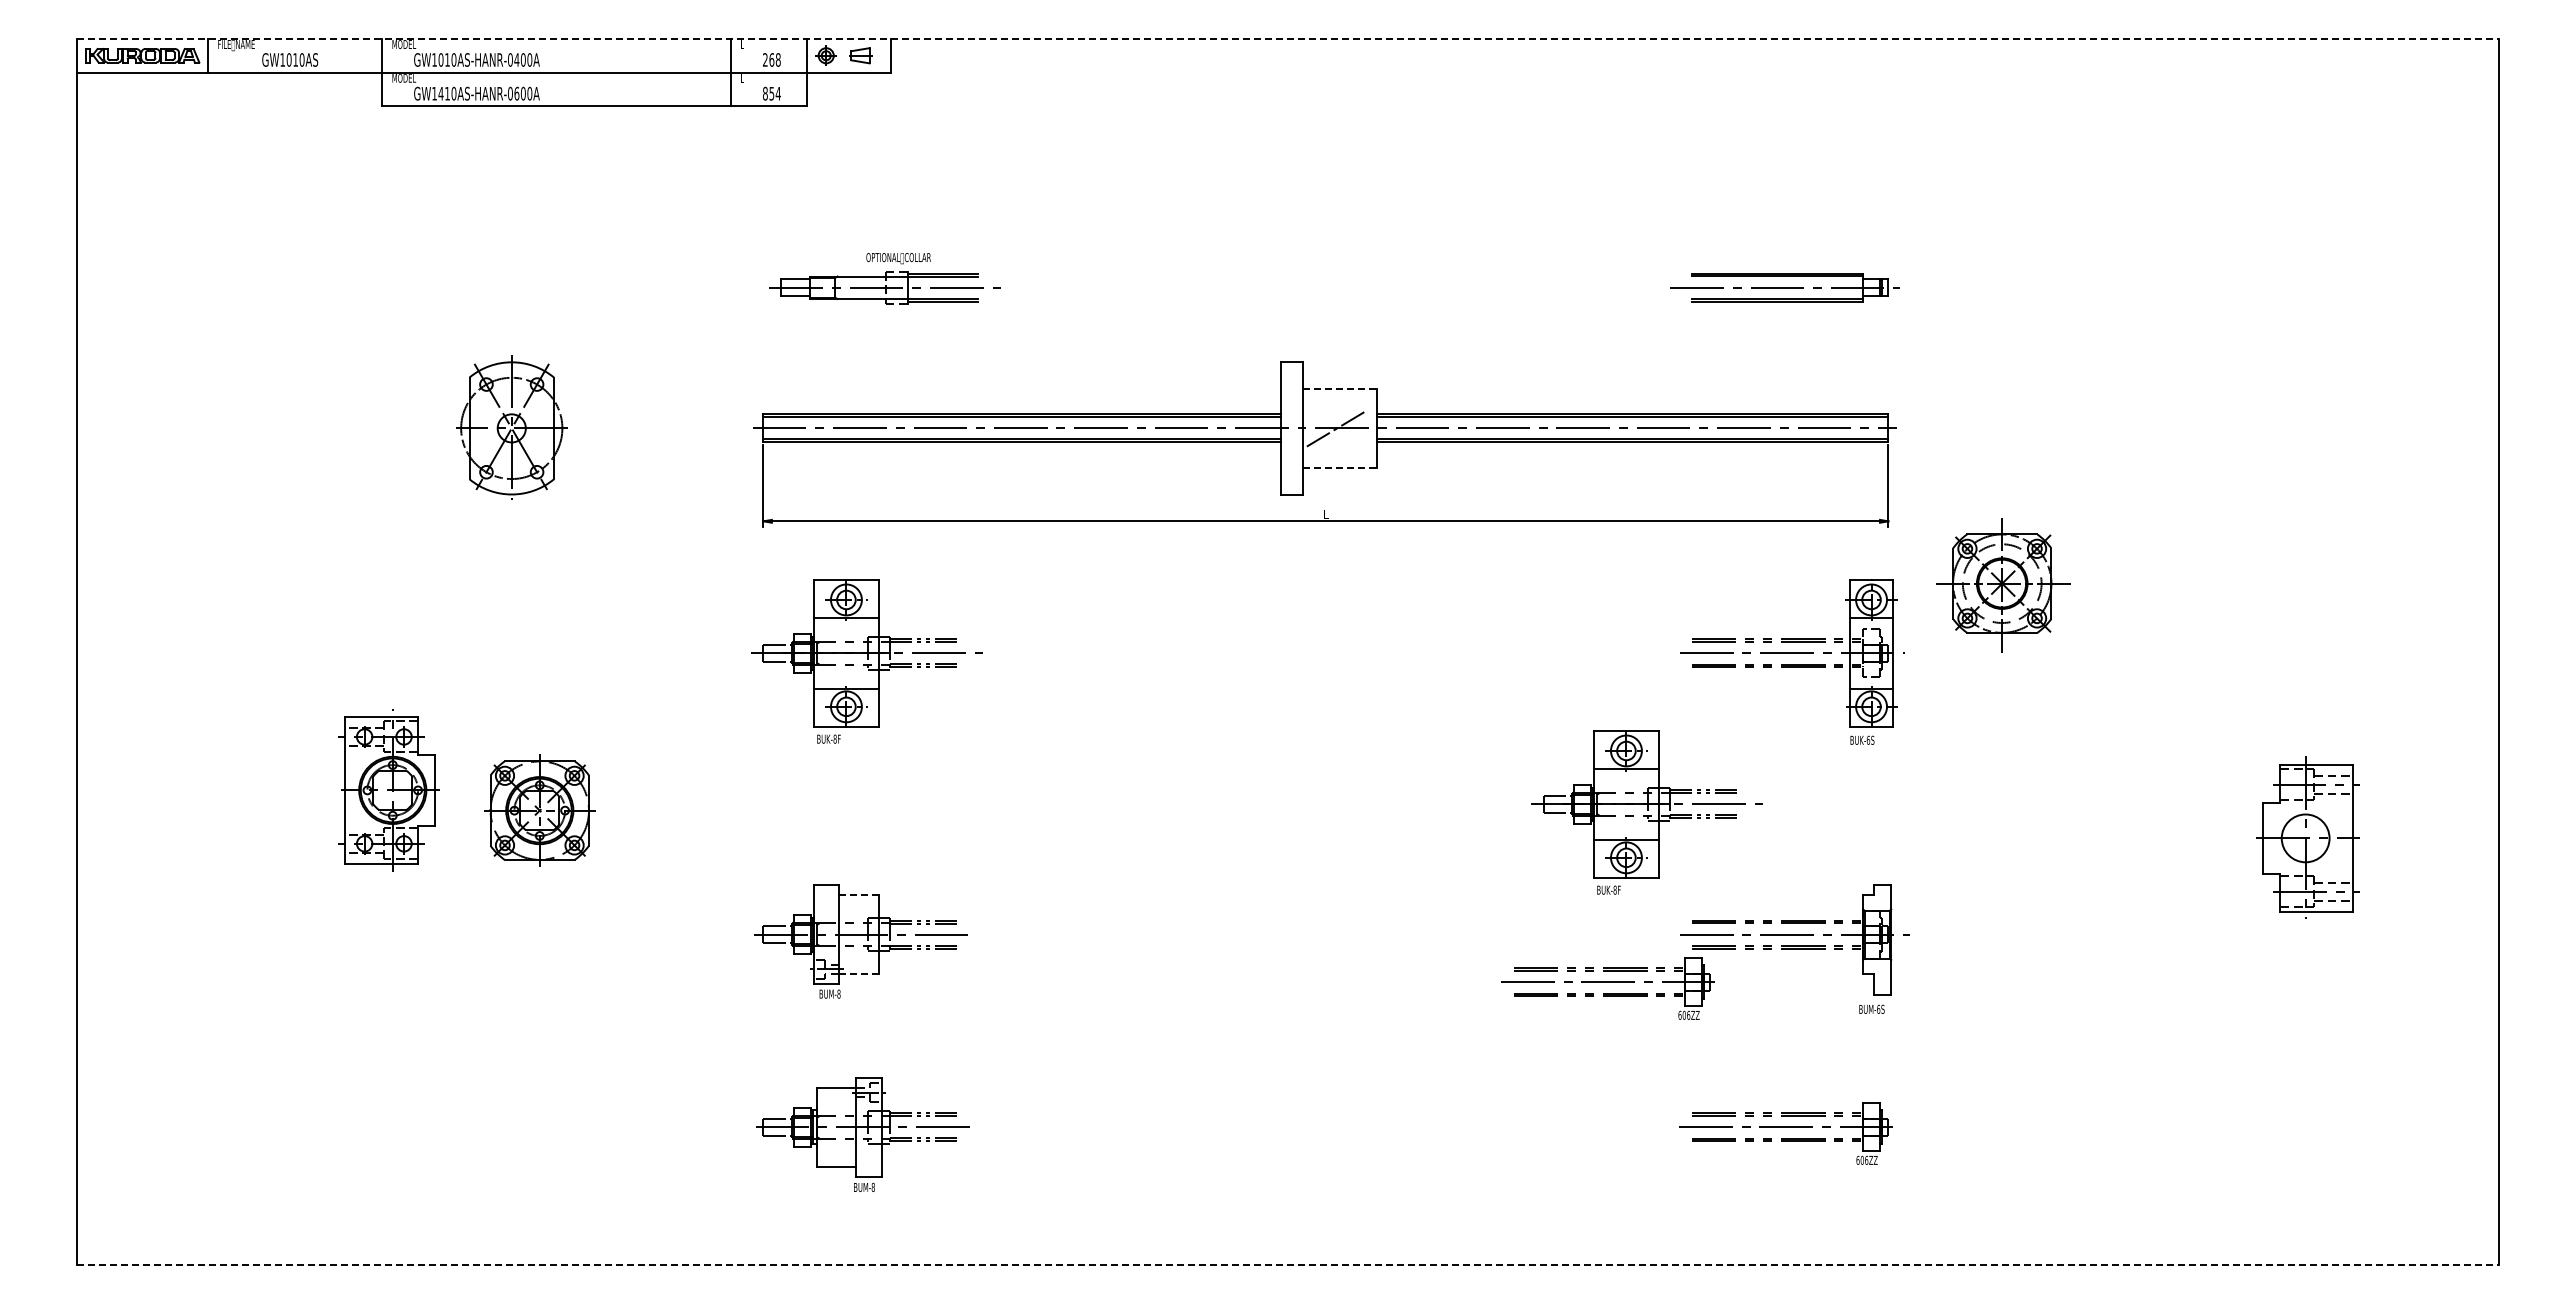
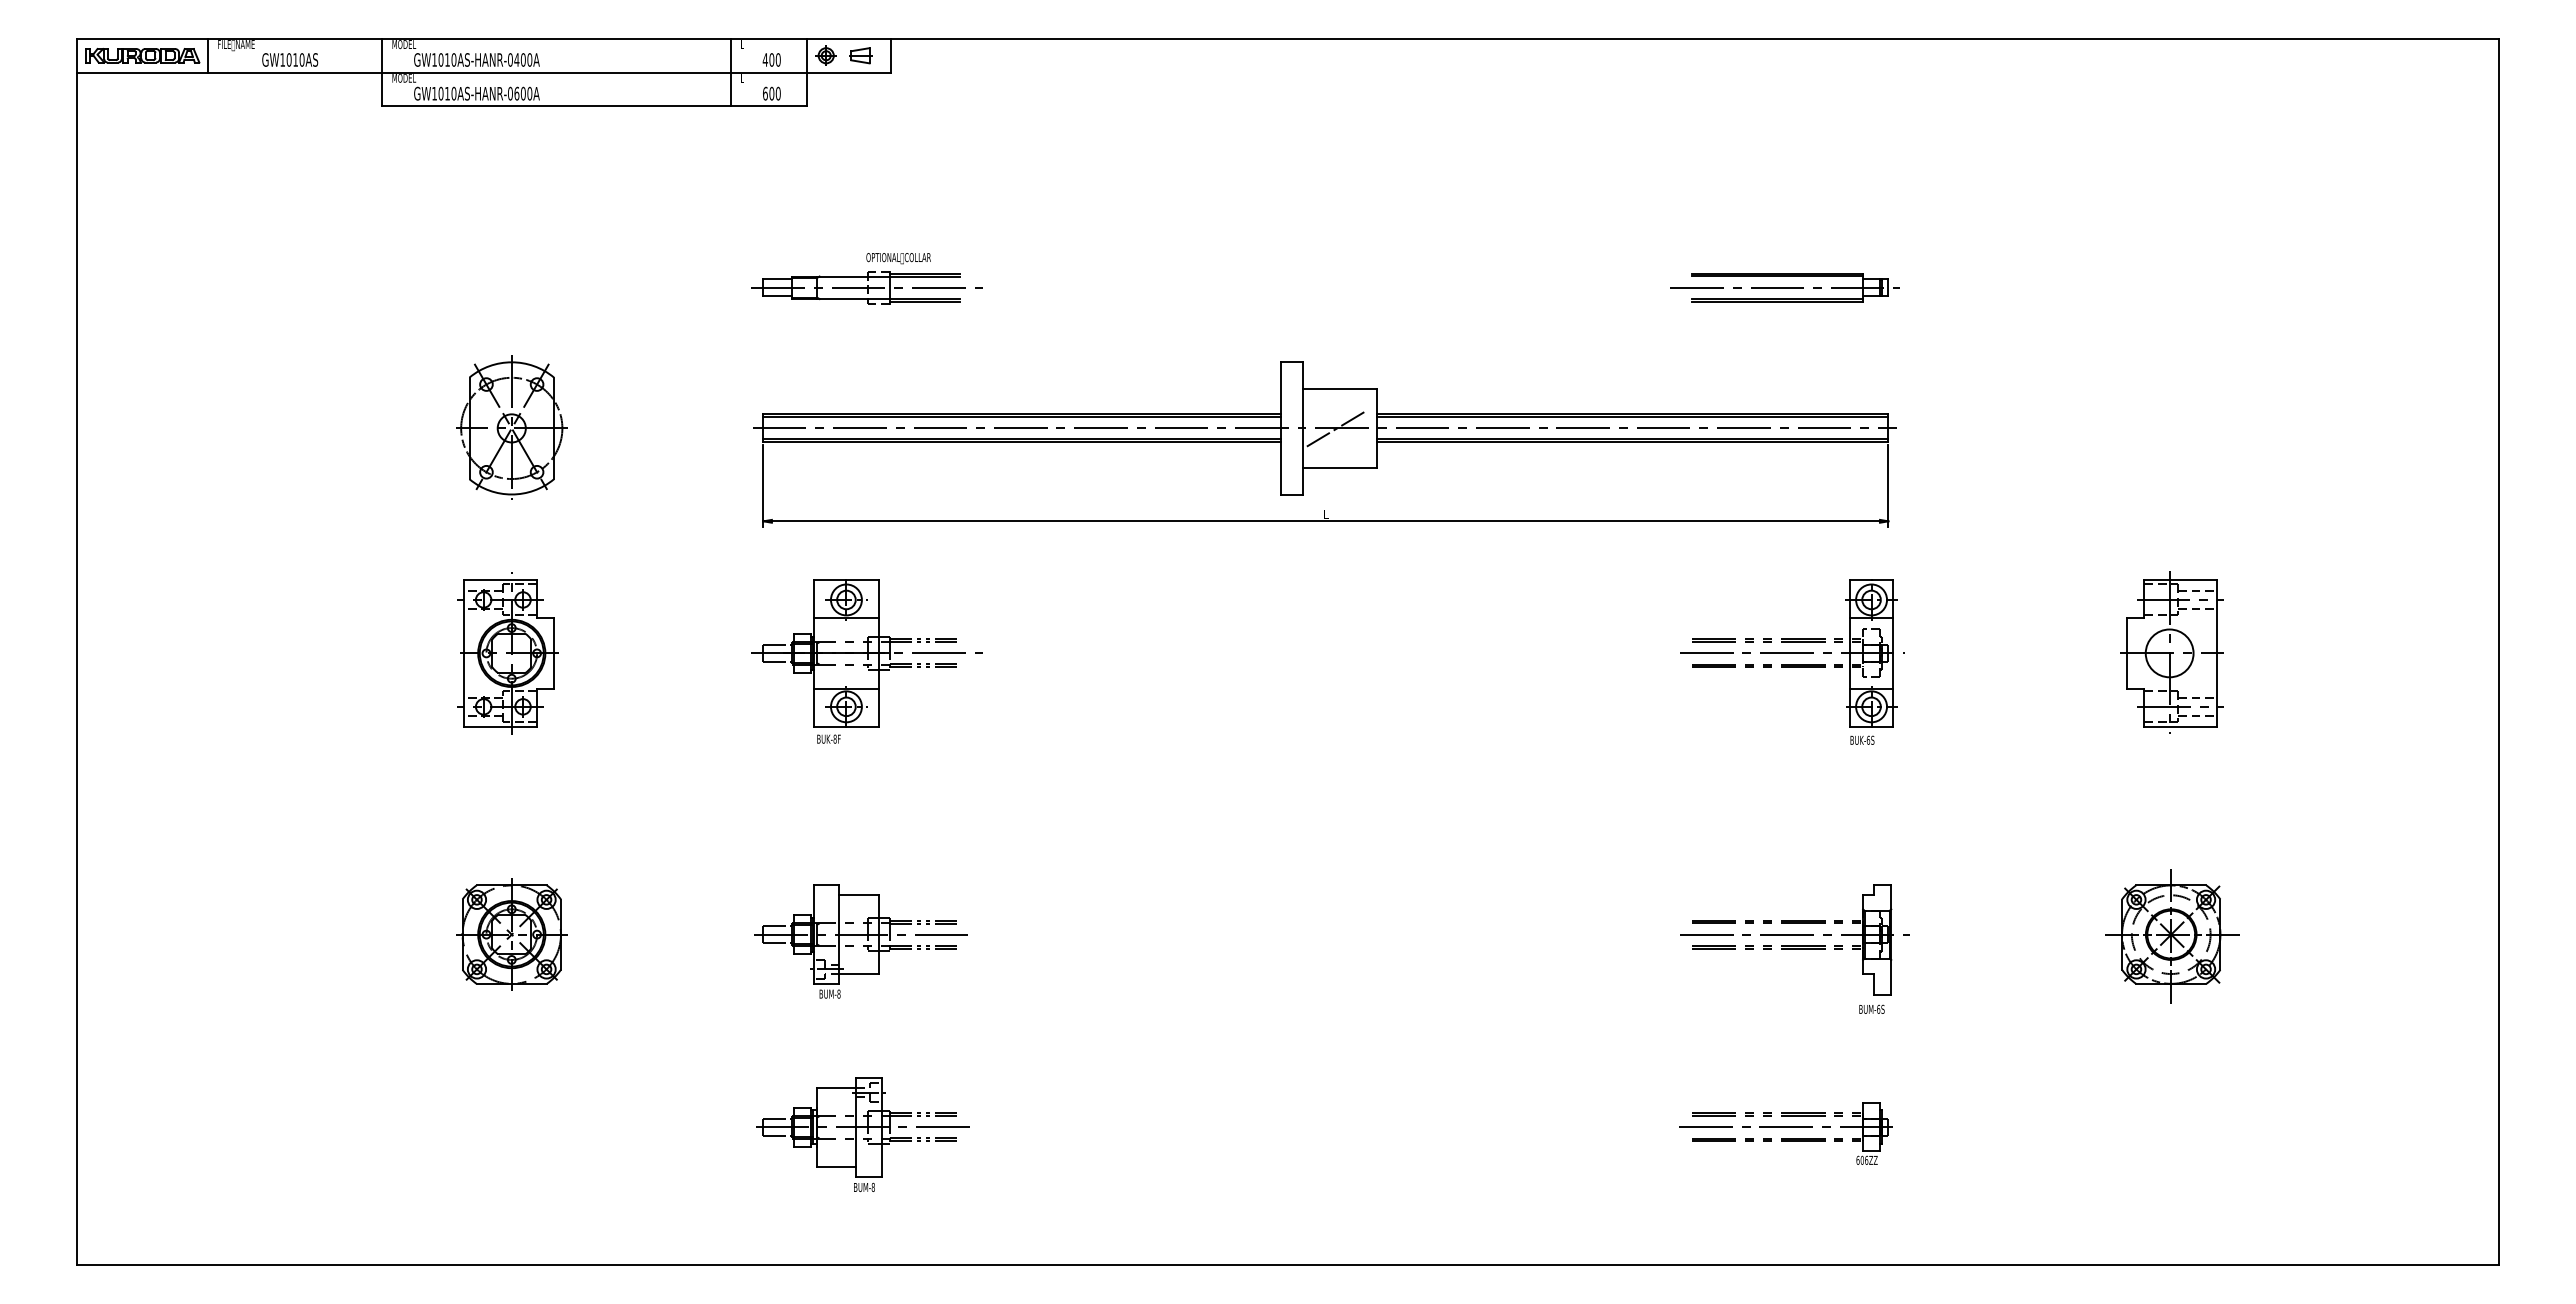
line: dashed -> solid (1288, 38)
text: 268 -> 400 (771, 59)
text: GW1410AS-HANR-0600A -> GW1010AS-HANR-0600A (440, 93)
text: 854 -> 600 (771, 93)
part position: (884, 287) -> (866, 287) (866, 287)
line: dashed -> solid (1340, 389)
line: dashed -> solid (1340, 467)
part position: (2003, 585) -> (2172, 936) (2172, 936)
part position: (388, 790) -> (507, 653) (507, 653)
part position: (539, 810) -> (511, 934) (511, 934)
part: present -> none (1646, 812)
part position: (2307, 837) -> (2171, 652) (2171, 652)
line: dashed -> solid (859, 895)
line: dashed -> solid (859, 974)
part: present -> none (1607, 988)
line: dashed -> solid (1288, 1265)
